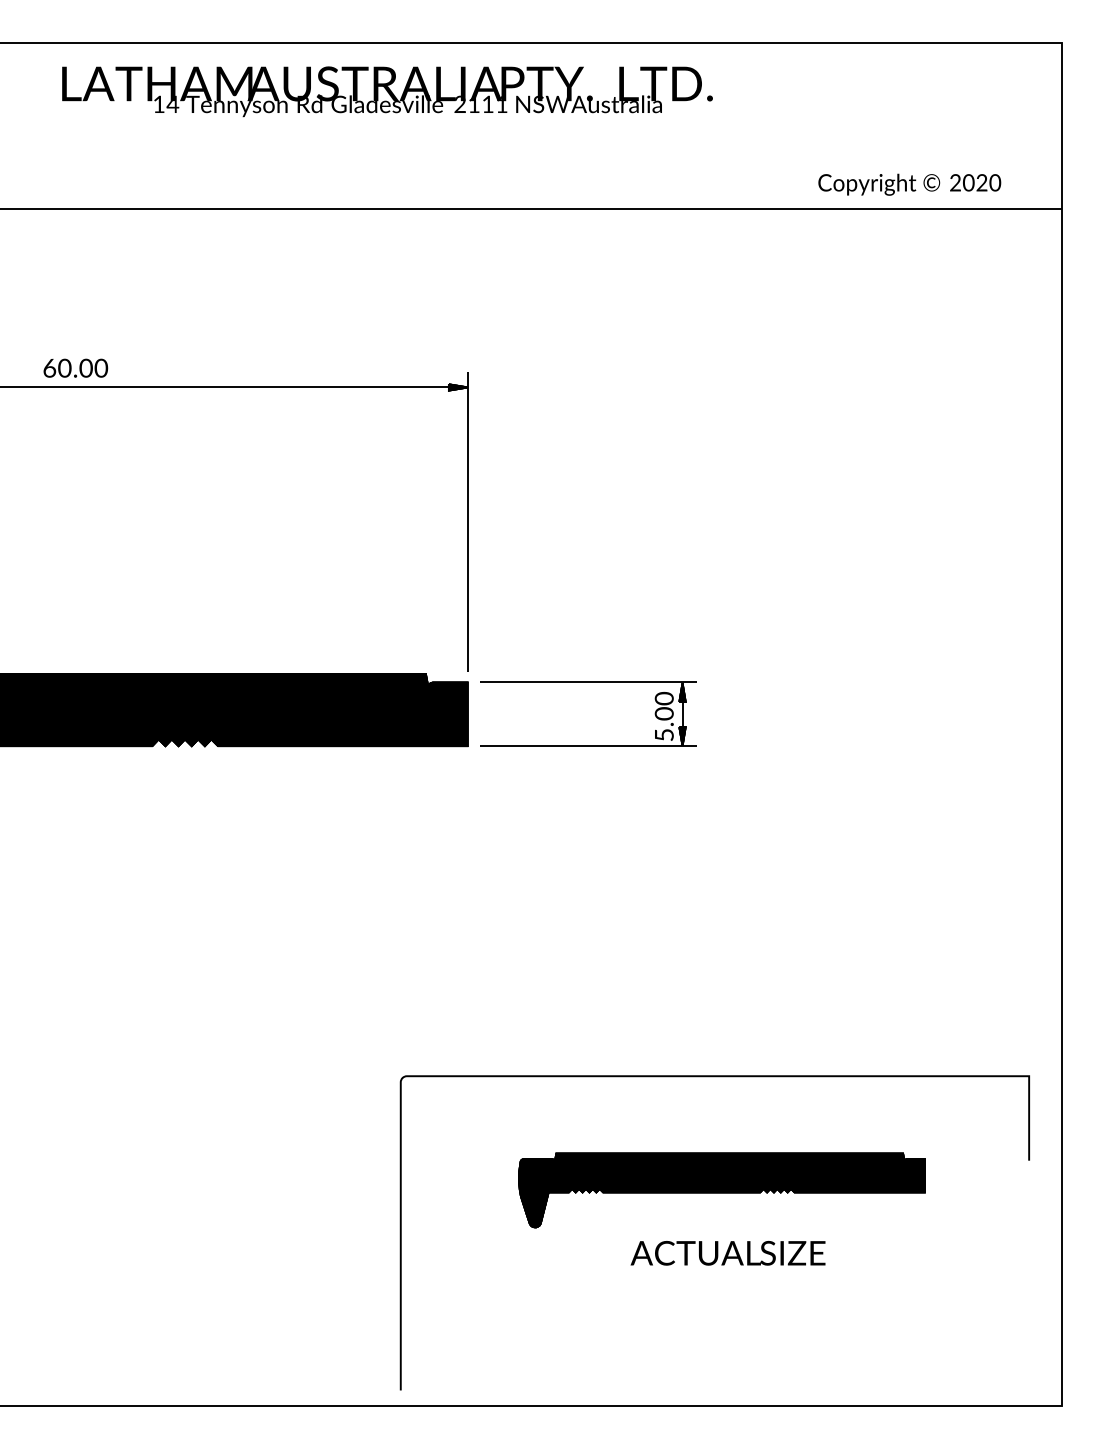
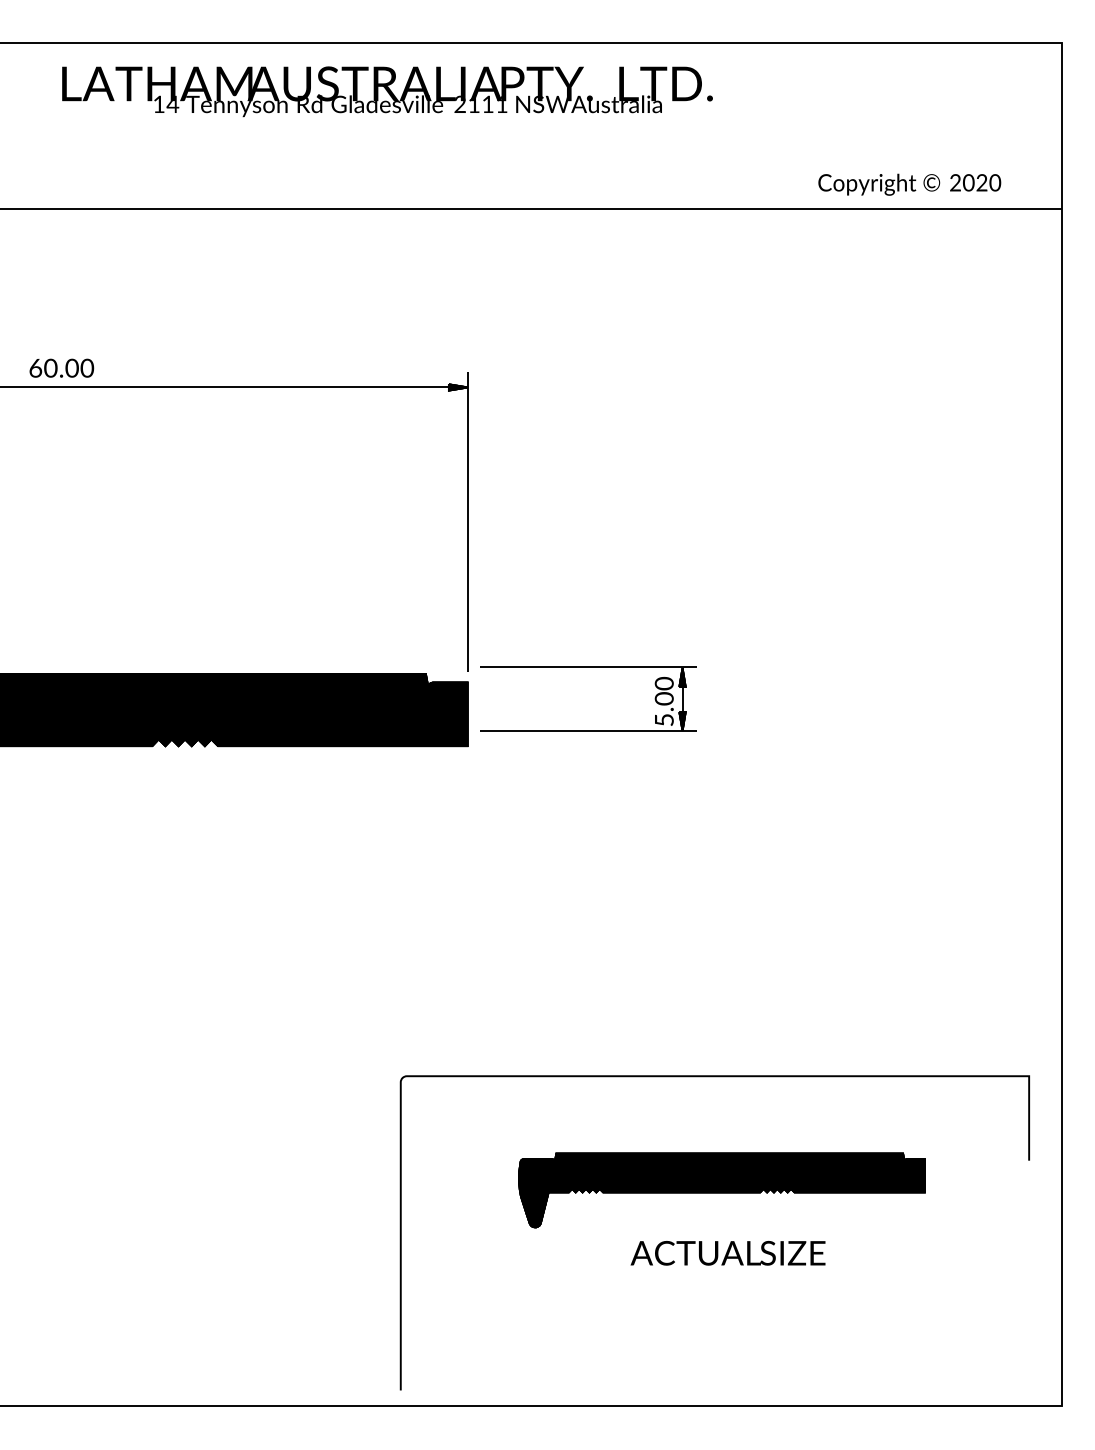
text position: (75, 367) -> (61, 367) (61, 367)
part position: (588, 682) -> (588, 667) (588, 667)
